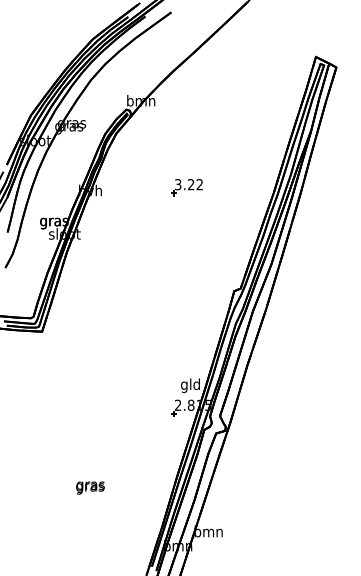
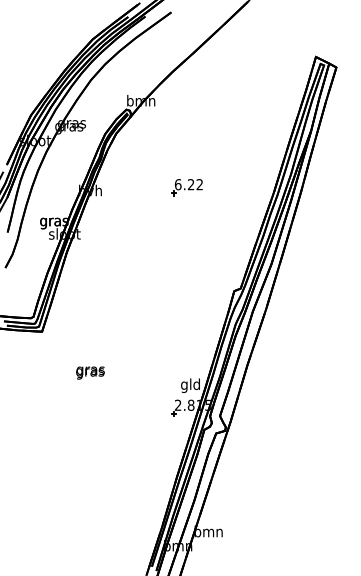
text: 3.22 -> 6.22 (177, 184)
text position: (90, 487) -> (90, 372) (90, 372)
